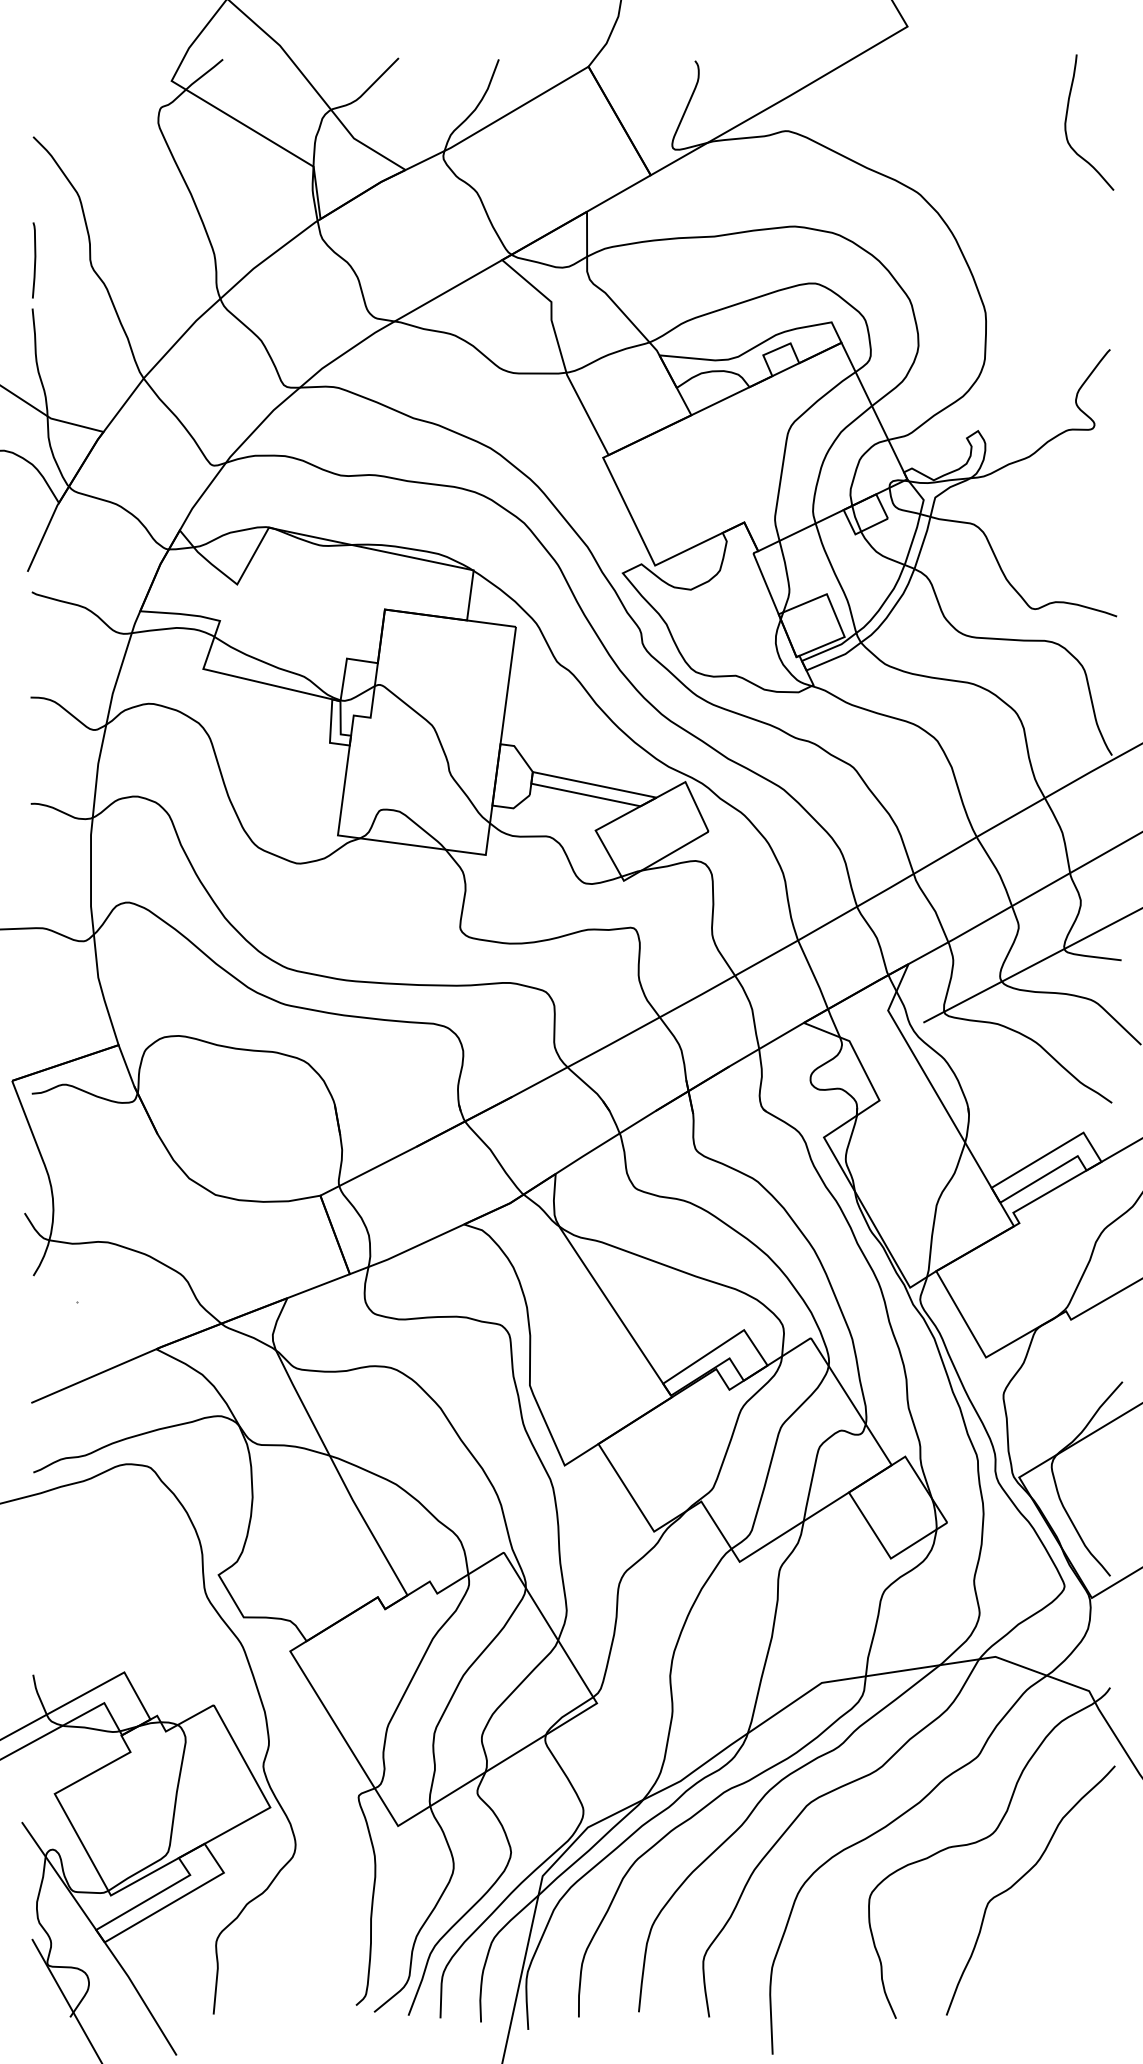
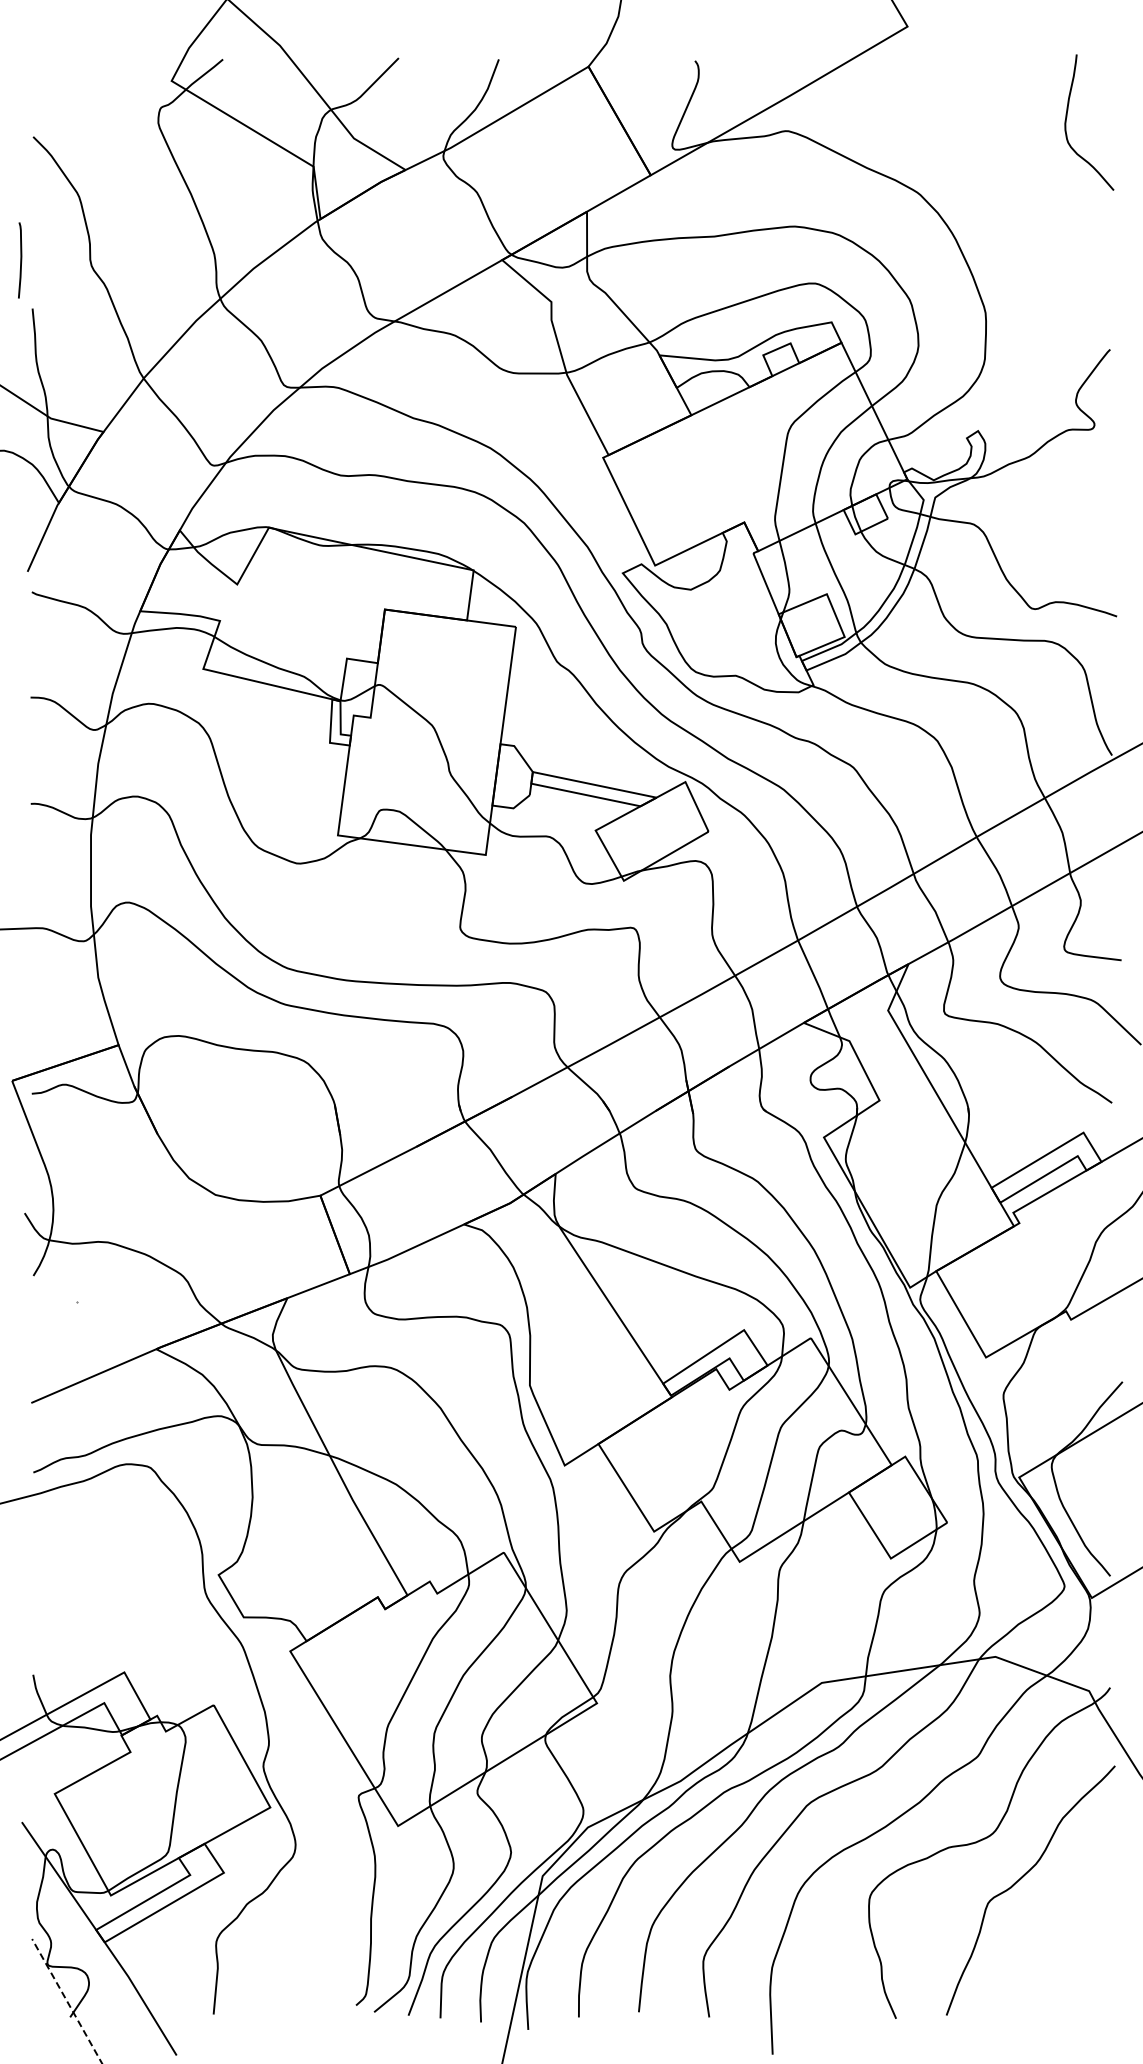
curve position: (34, 260) -> (20, 260) (20, 260)
line: present -> none (1031, 965)
line: solid -> dashed (66, 2000)
